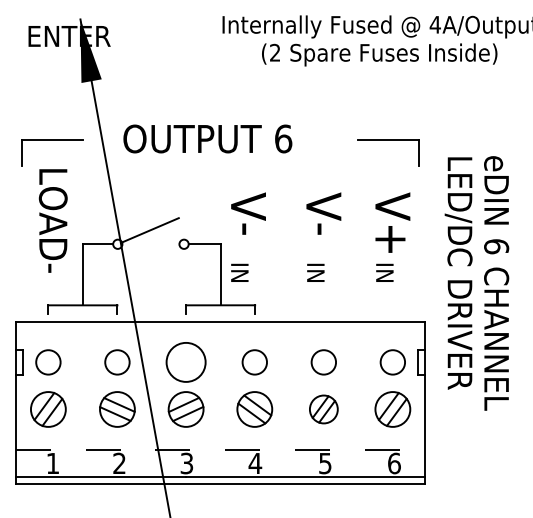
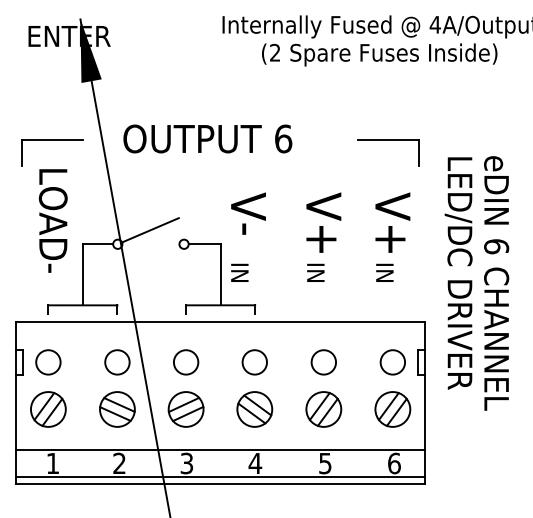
text: V- -> V+ (321, 237)
circle diameter: 39 px -> 24 px (185, 362)
part size: 30x31 px -> 38x37 px (323, 409)
line: dashed -> solid (220, 449)
